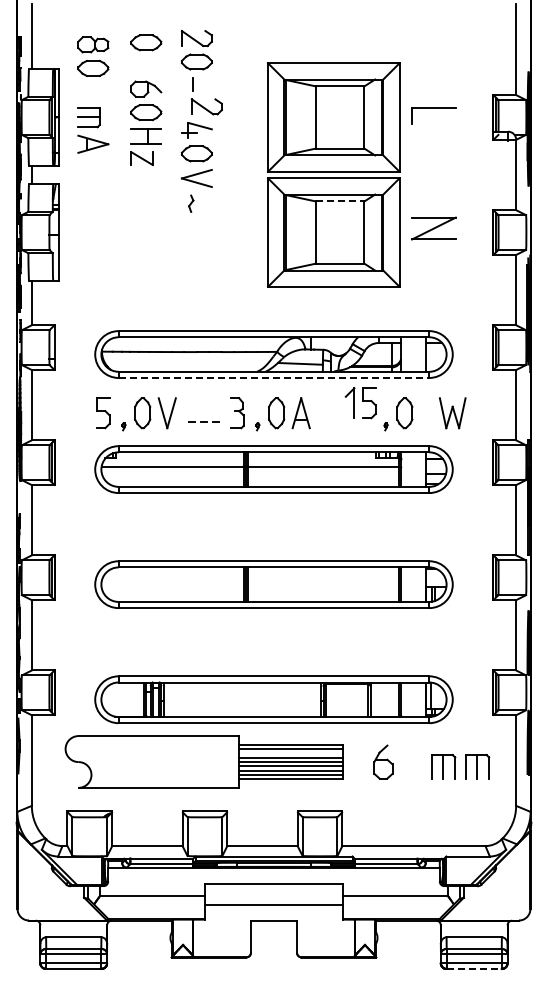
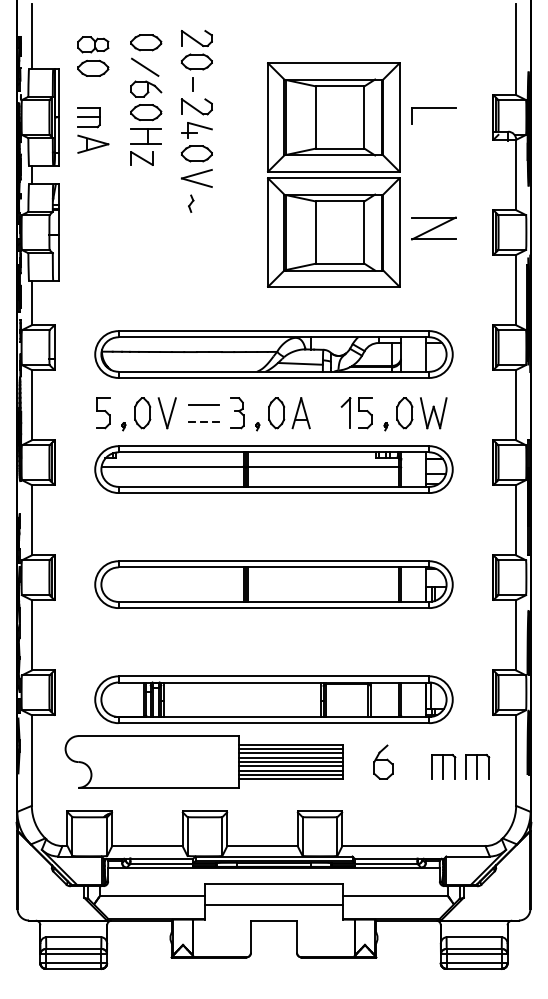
line: none -> present (145, 66)
part position: (206, 106) -> (196, 106) (196, 106)
line: dashed -> solid (340, 201)
line: dashed -> solid (274, 377)
part position: (360, 403) -> (356, 413) (356, 413)
line: none -> present (203, 405)
part position: (452, 413) -> (433, 413) (433, 413)
line: none -> present (290, 753)
line: dashed -> solid (474, 968)
